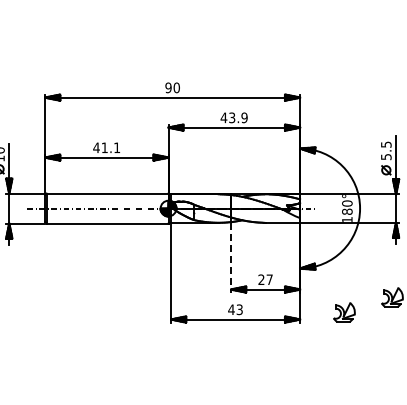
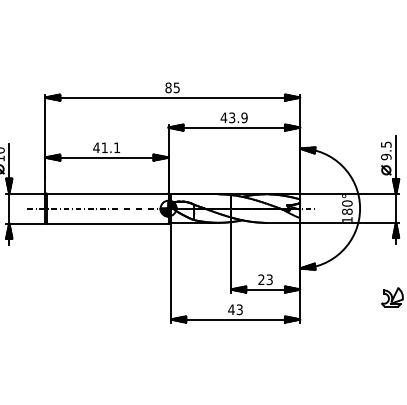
text: 90 -> 85 (172, 87)
text: 5.5 -> 9.5 (386, 156)
line: dashed -> solid (231, 257)
text: 27 -> 23 (269, 279)
part: present -> none (344, 312)
